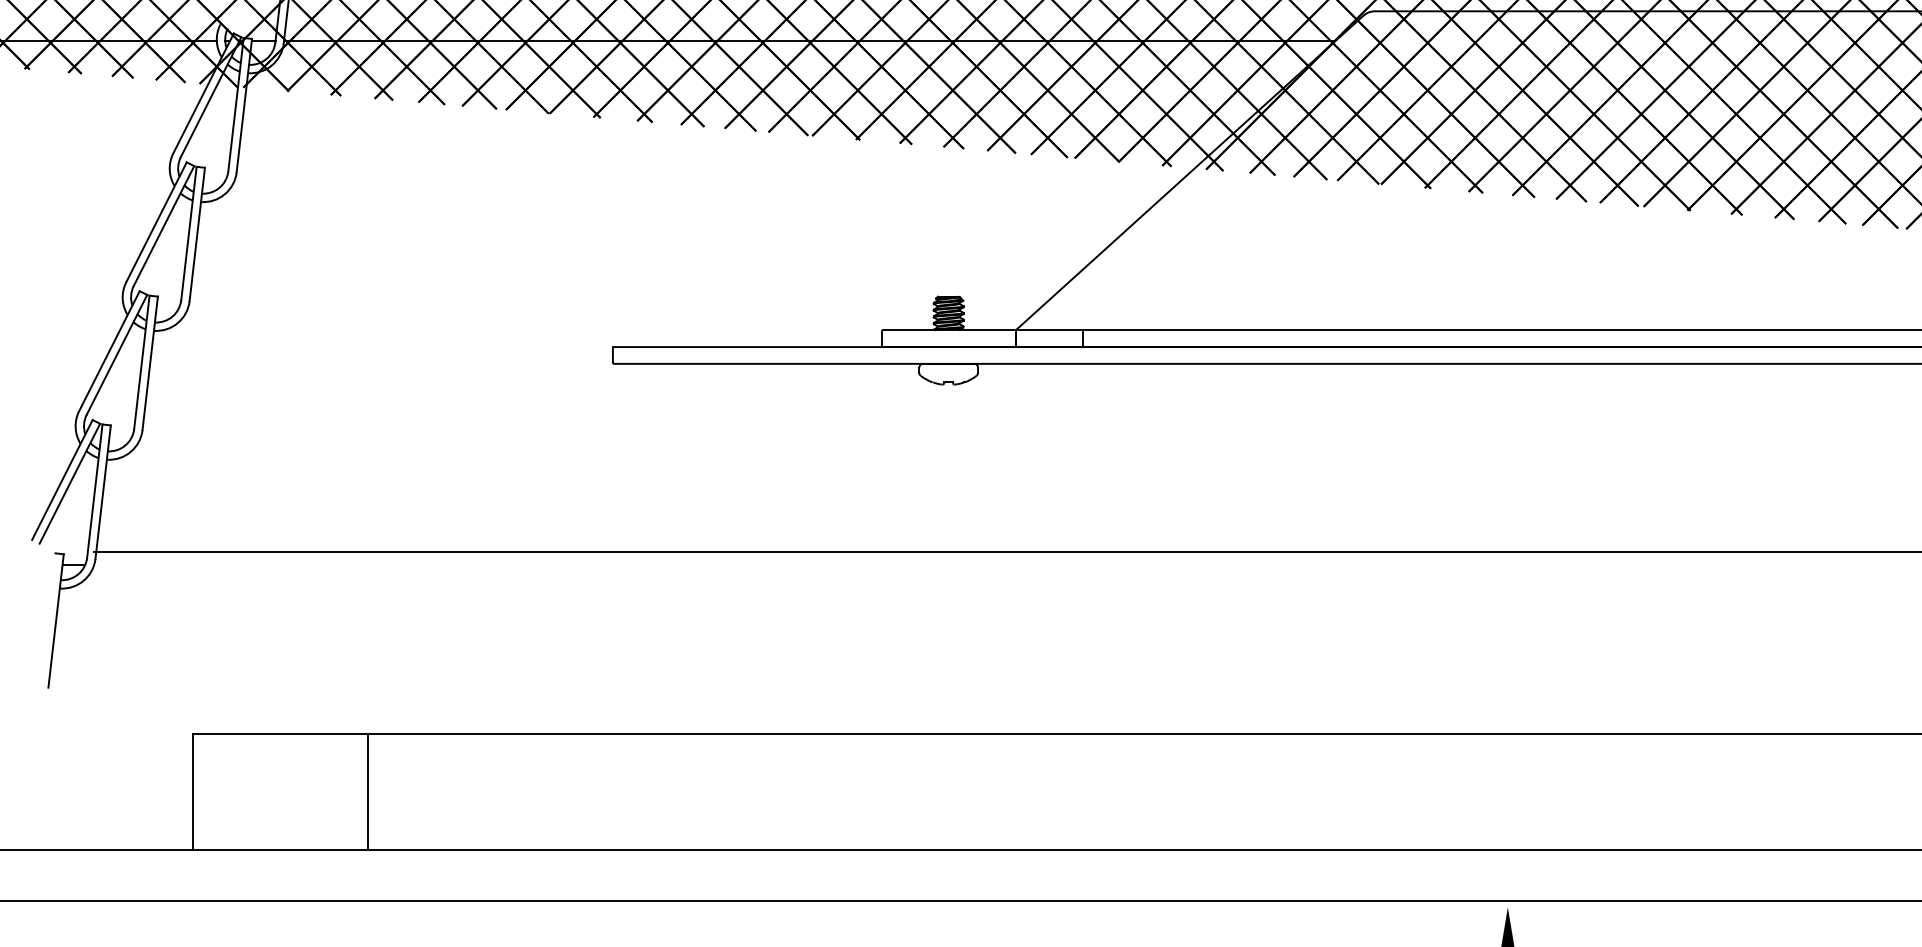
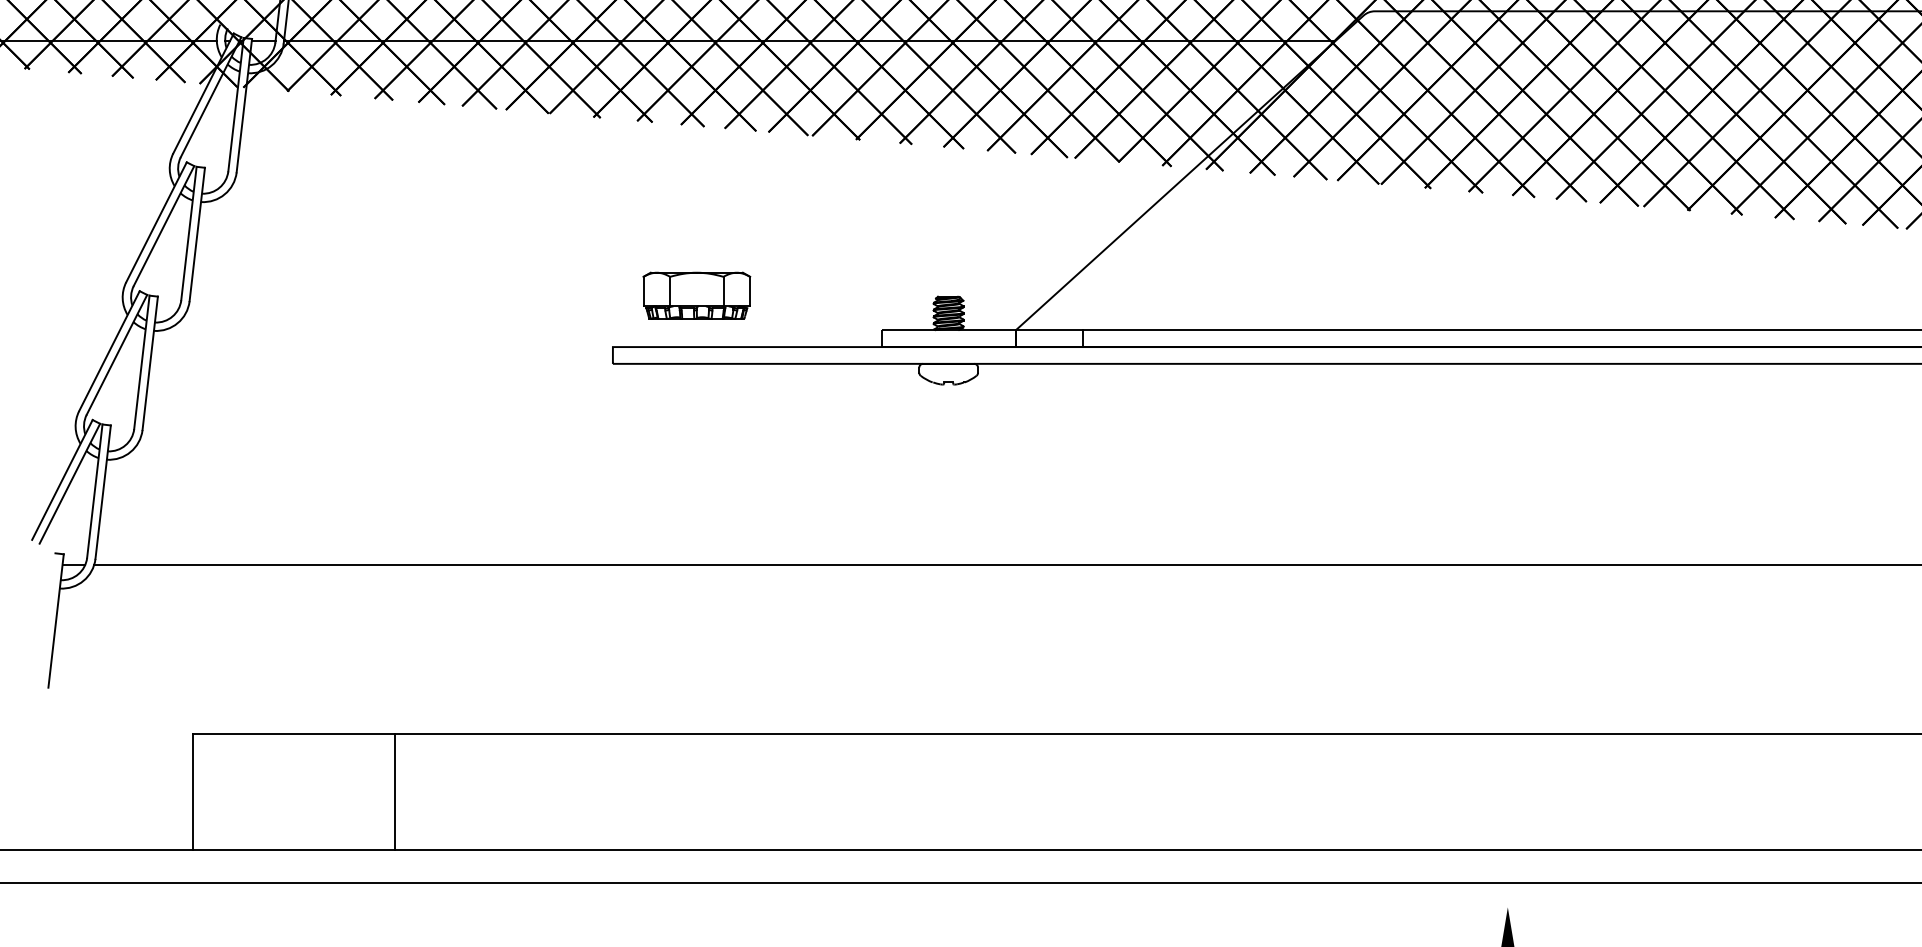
part: none -> present (696, 295)
line position: (1006, 552) -> (1006, 565) (1006, 565)
line position: (367, 791) -> (394, 791) (394, 791)
line position: (960, 901) -> (960, 883) (960, 883)
